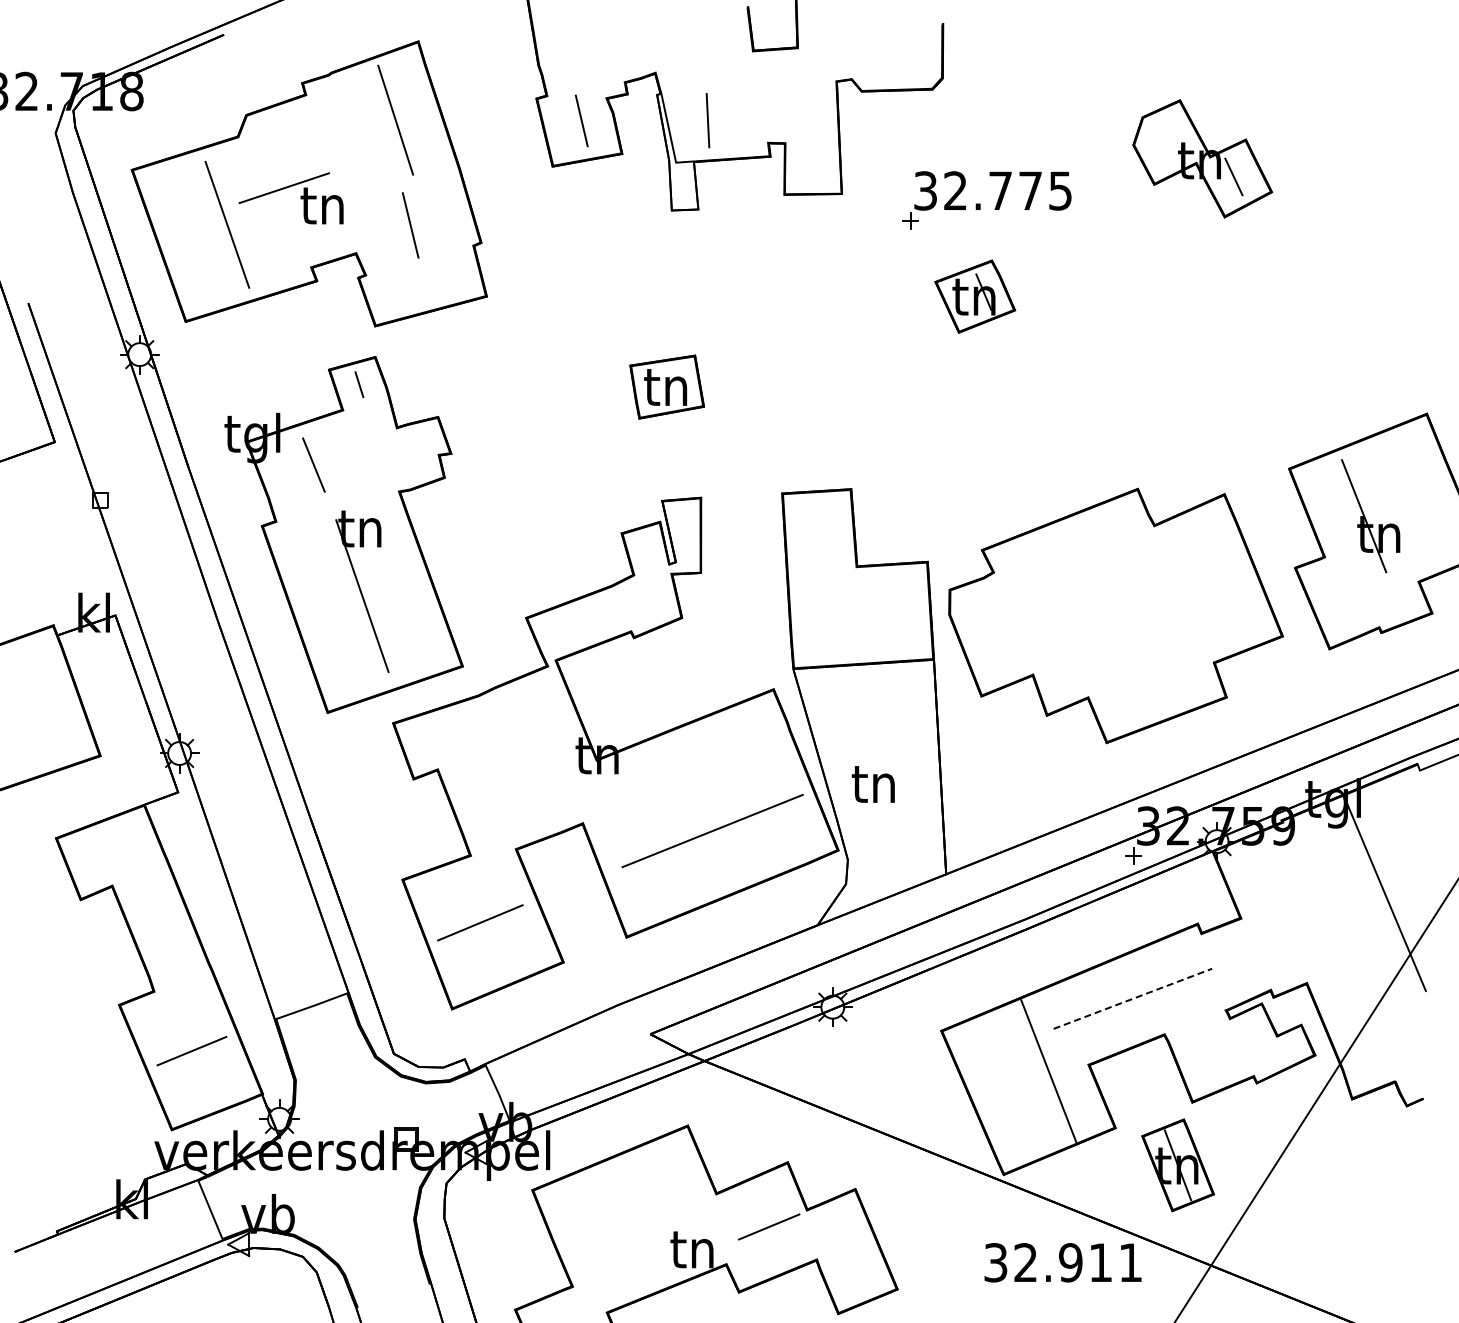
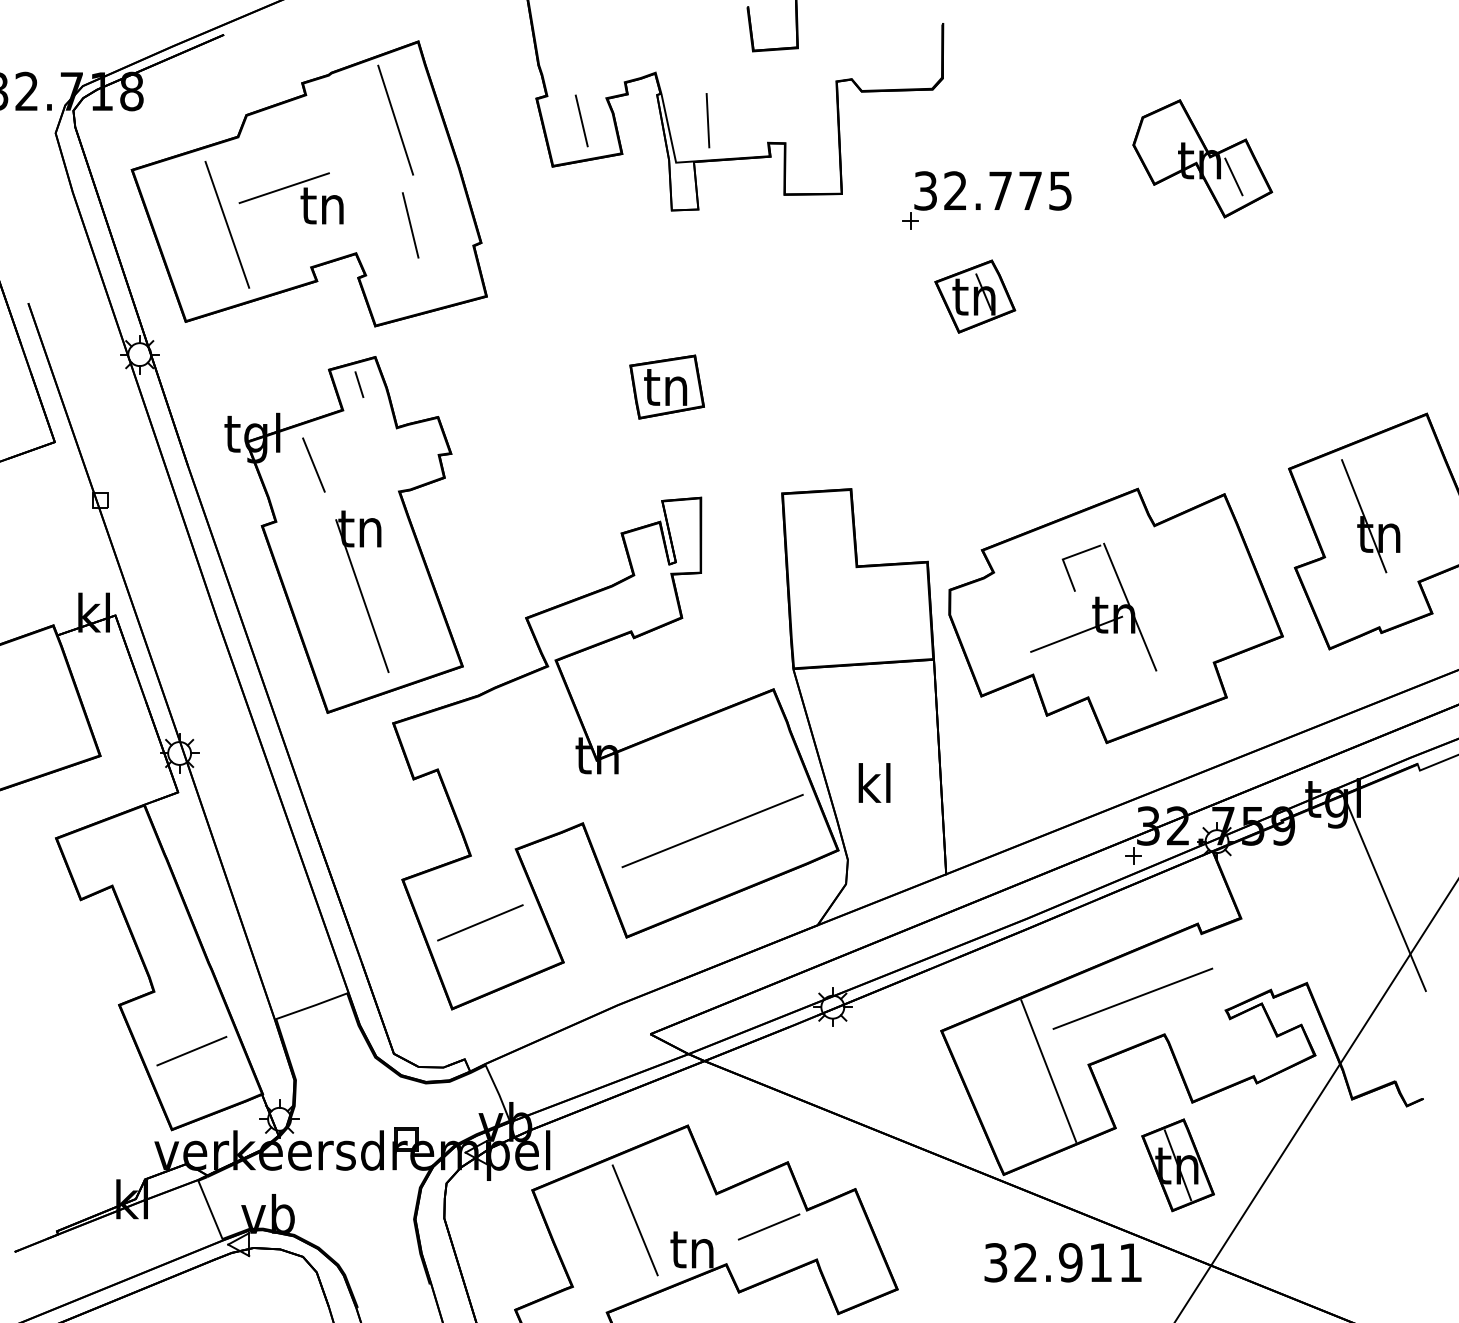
part: none -> present (1093, 606)
text: tn -> kl (872, 782)
line: dashed -> solid (1132, 998)
line: none -> present (634, 1220)
